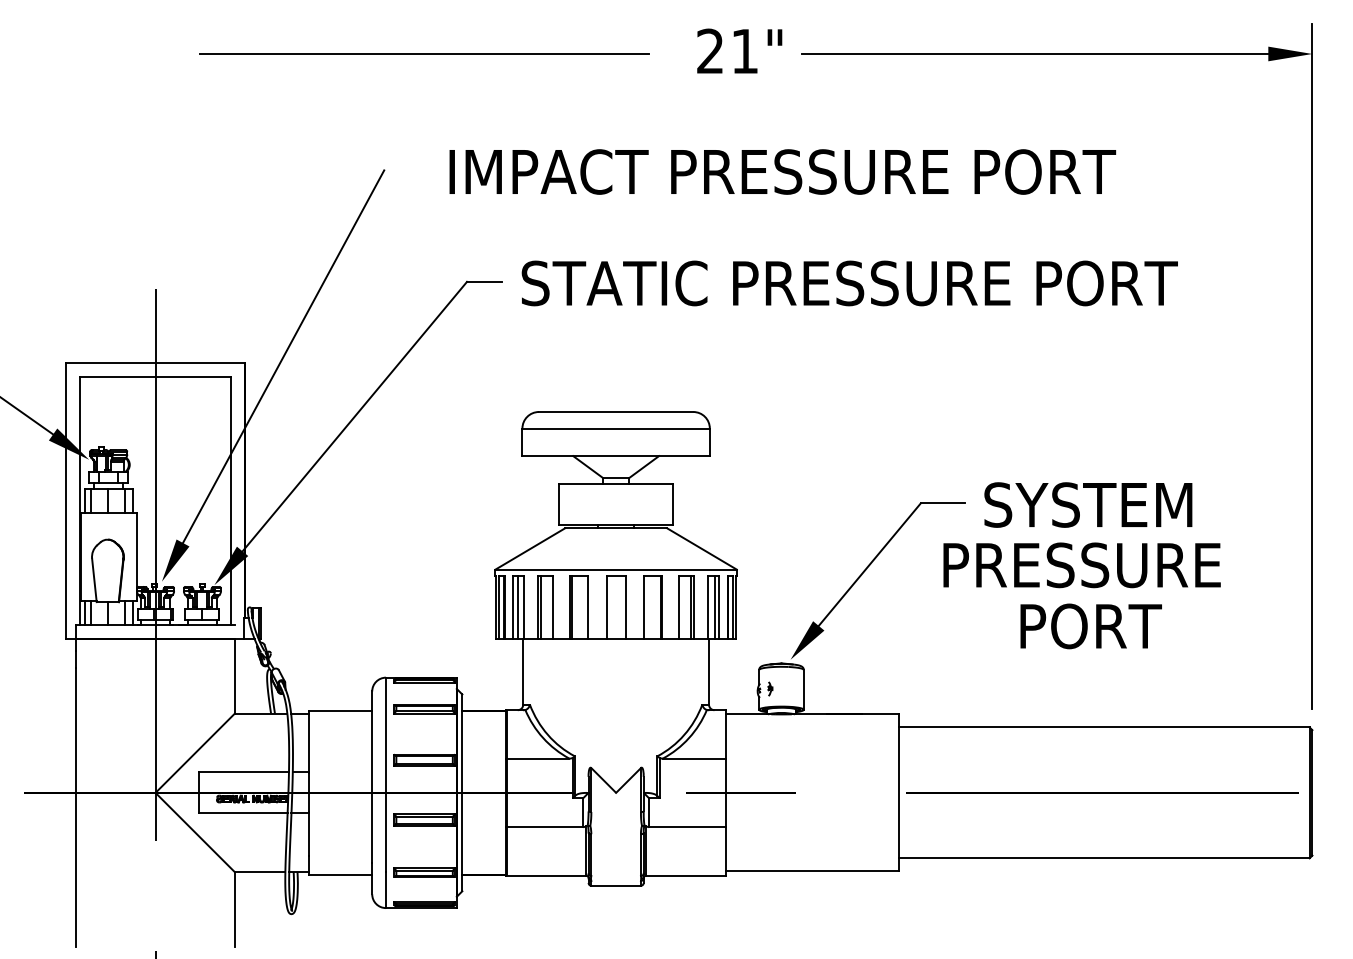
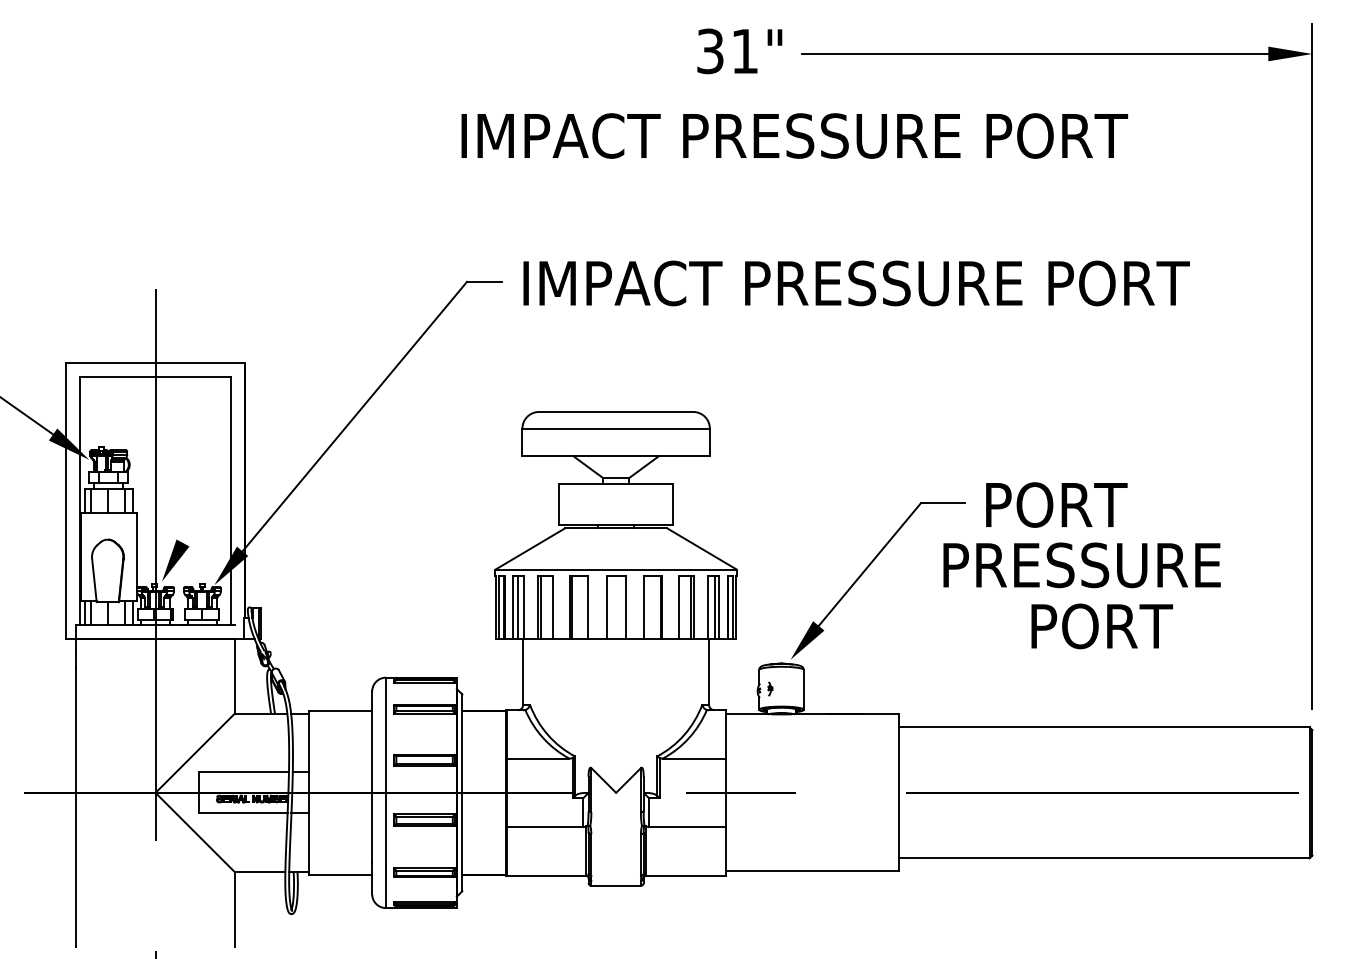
text: 21" -> 31" (710, 51)
line: present -> none (423, 54)
text position: (782, 171) -> (794, 135) (794, 135)
text: STATIC PRESSURE PORT -> IMPACT PRESSURE PORT (855, 283)
line: present -> none (283, 356)
text: SYSTEM -> PORT (1088, 504)
text position: (1090, 626) -> (1101, 626) (1101, 626)
